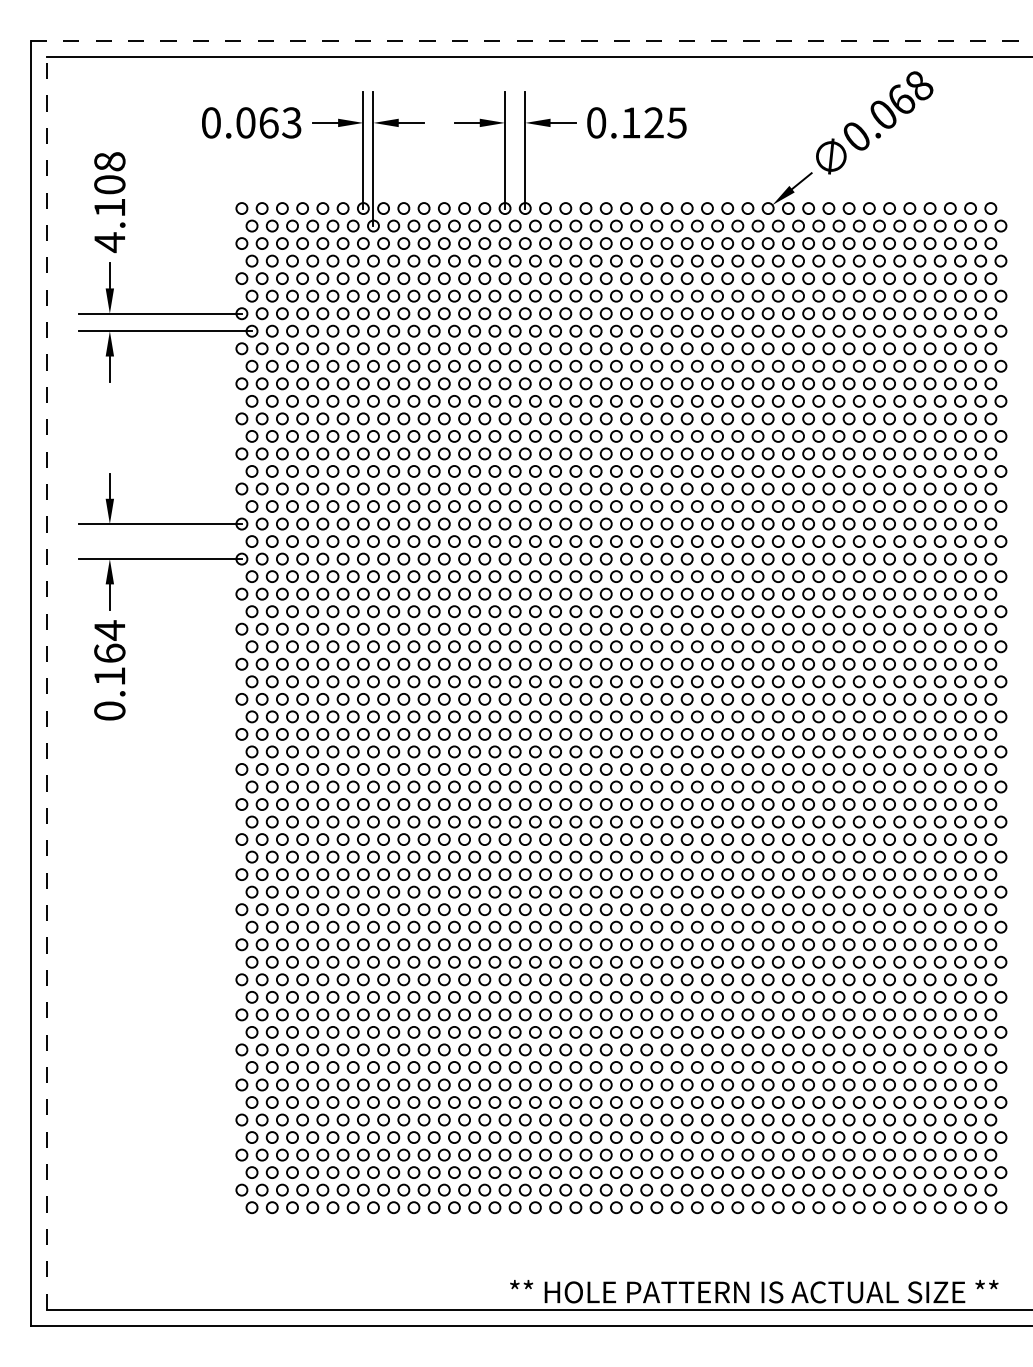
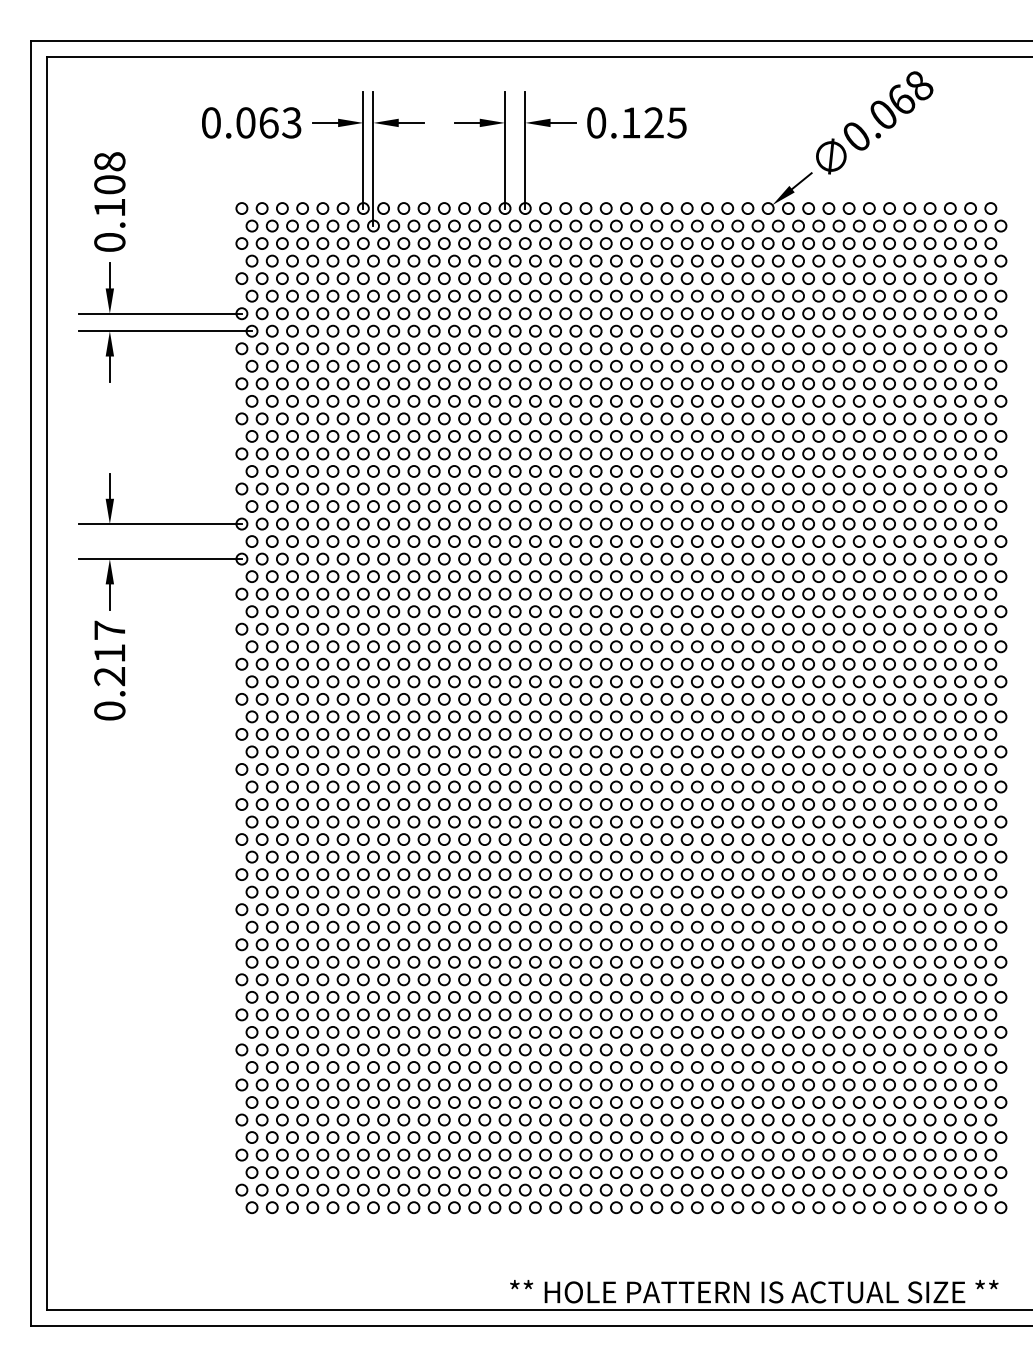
line: dashed -> solid (531, 41)
text: 4.108 -> 0.108 (109, 242)
text: 0.164 -> 0.217 (109, 653)
line: dashed -> solid (47, 683)
